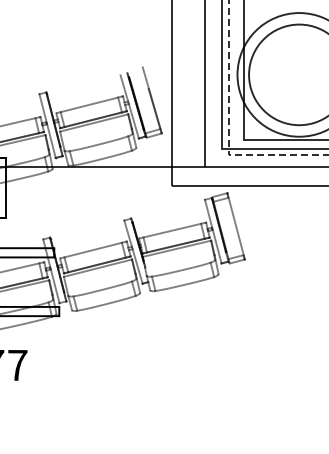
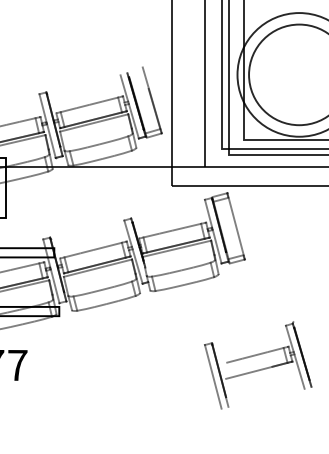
line: dashed -> solid (228, 128)
part: none -> present (258, 365)
